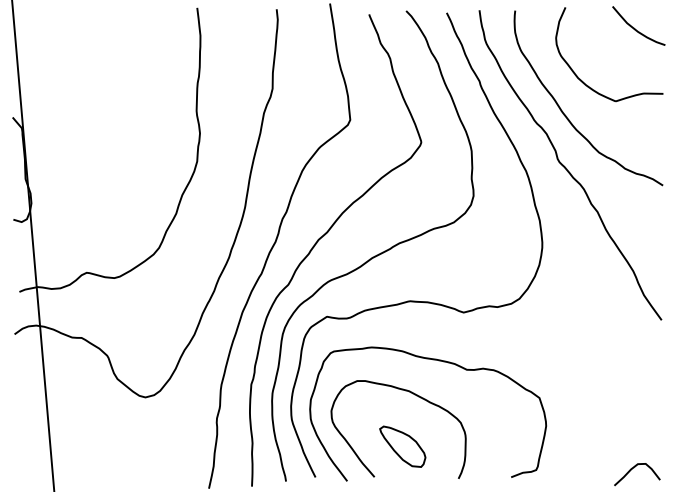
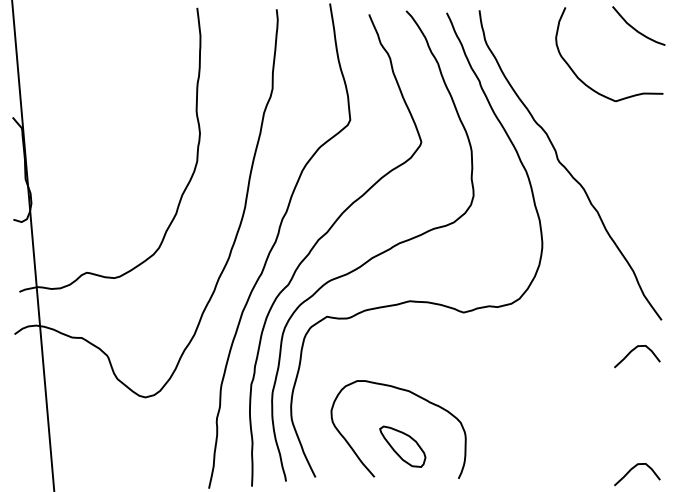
curve: present -> none (566, 115)
curve: none -> present (632, 351)
curve: present -> none (438, 361)
